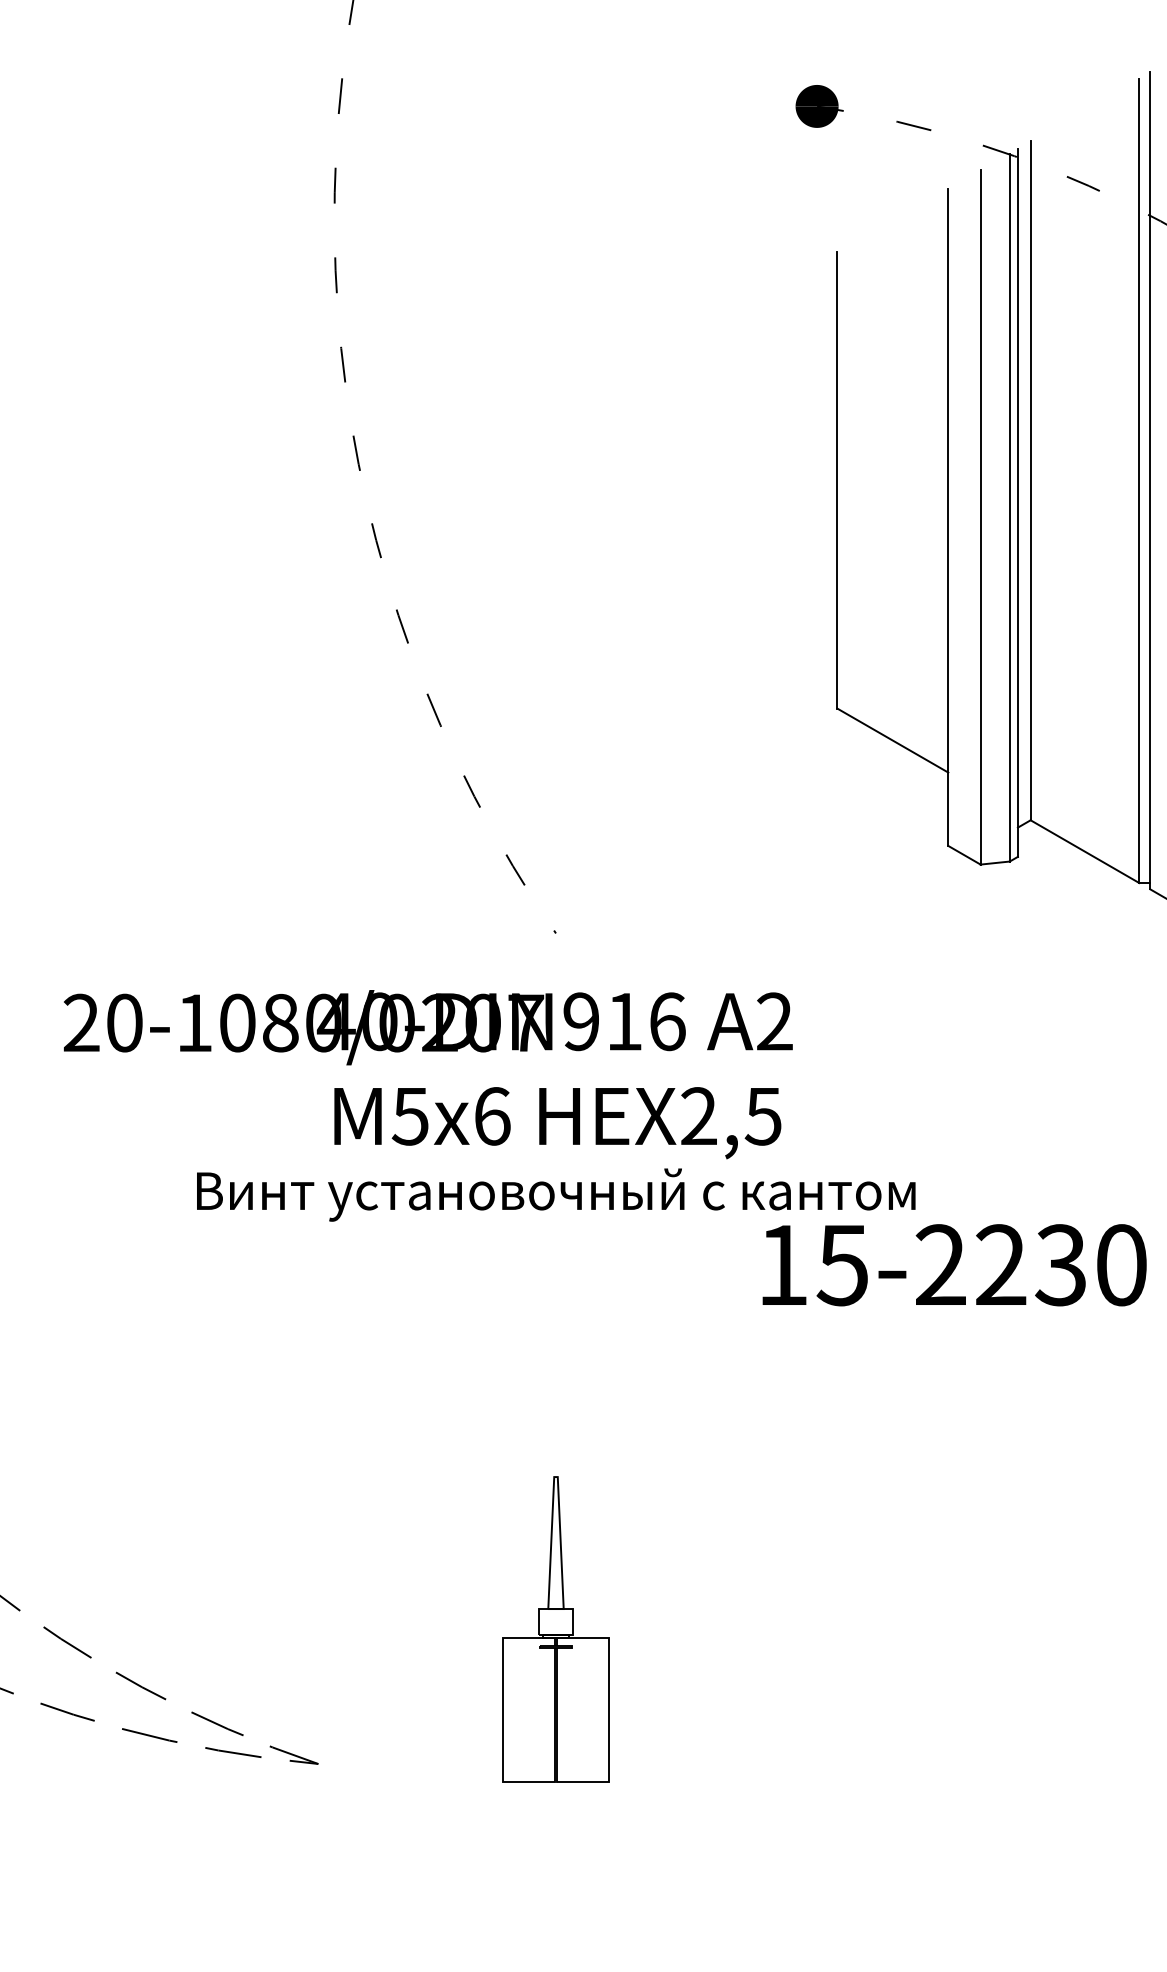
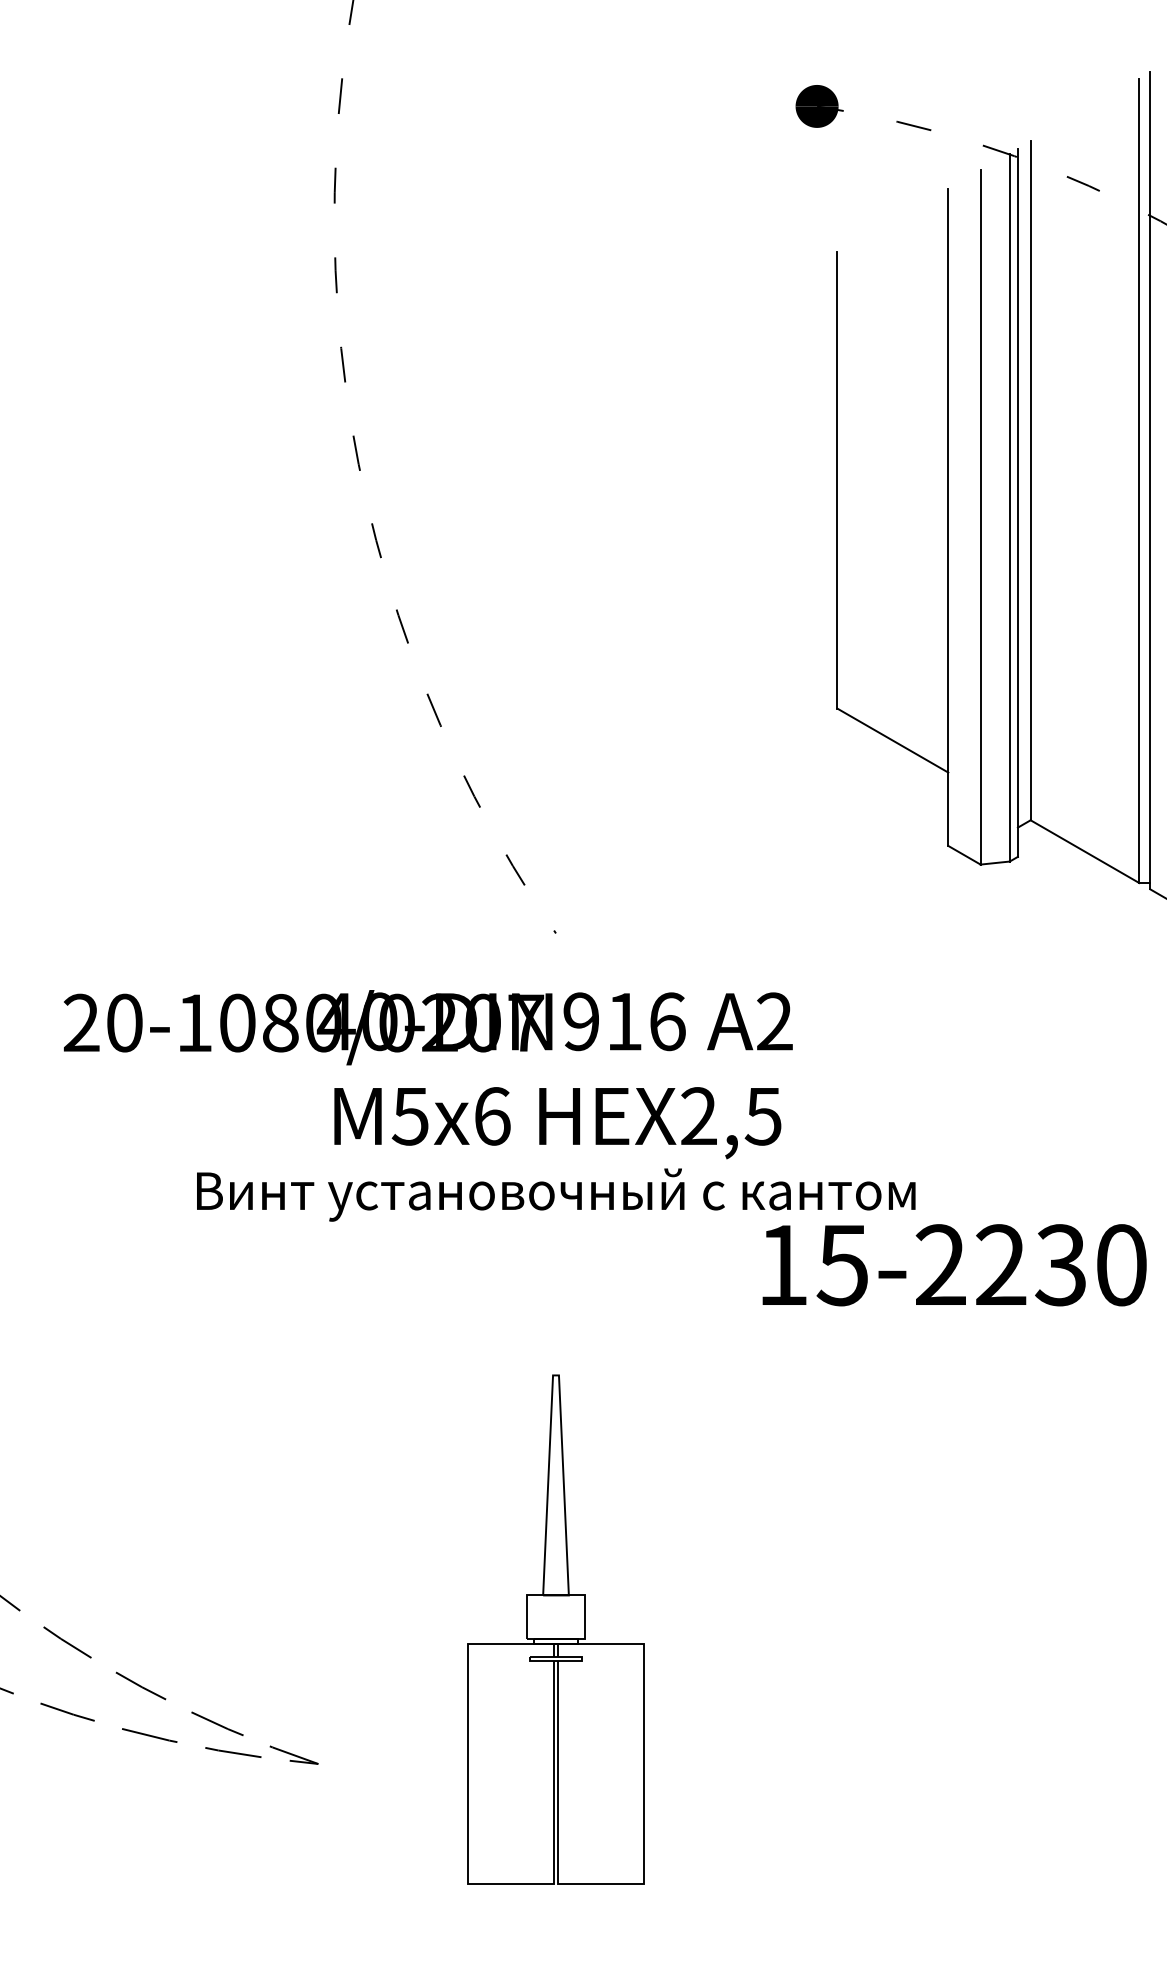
part size: 108x307 px -> 178x511 px (555, 1629)
